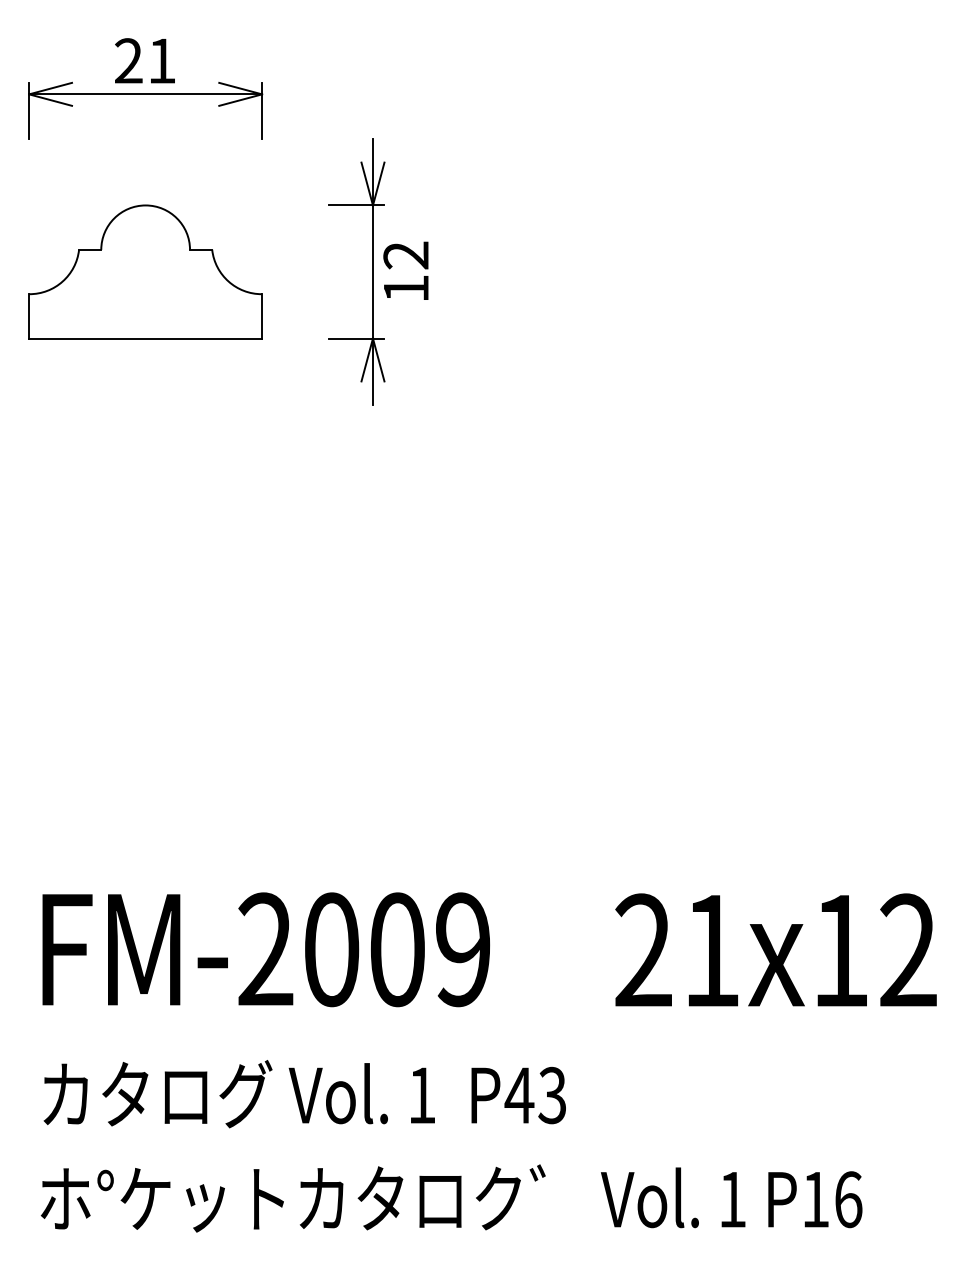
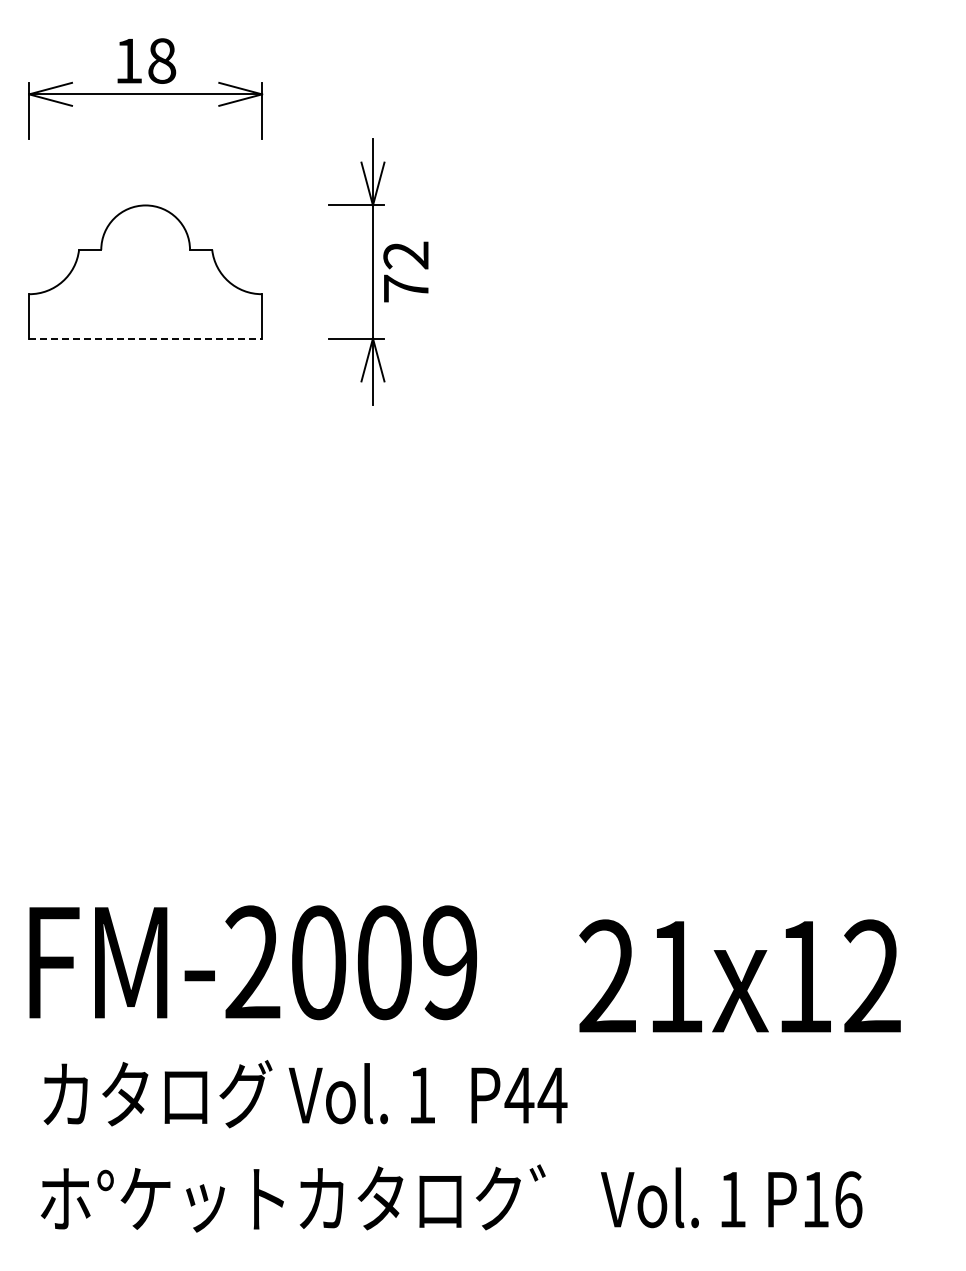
text: 21 -> 18 (145, 60)
text: 12 -> 72 (406, 288)
line: solid -> dashed (146, 338)
text position: (265, 949) -> (252, 962) (252, 962)
text position: (775, 949) -> (739, 975) (739, 975)
text: P43 -> P44 (552, 1095)
